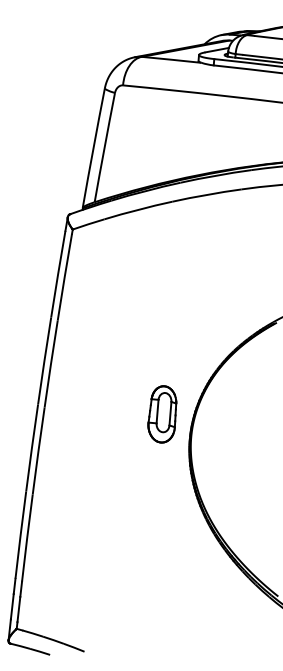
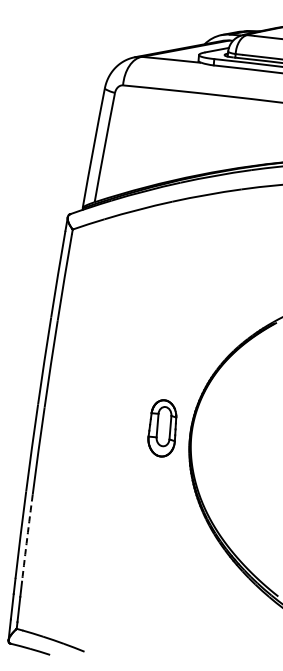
part position: (162, 414) -> (162, 428) (162, 428)
arc: solid -> dashed (27, 538)
